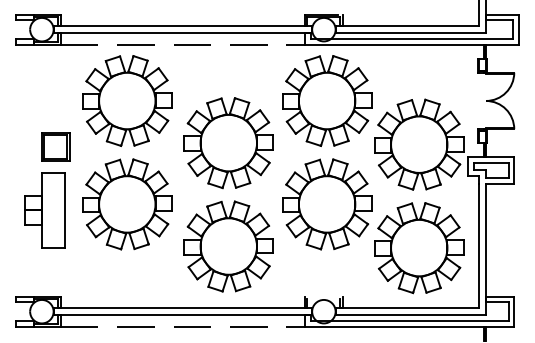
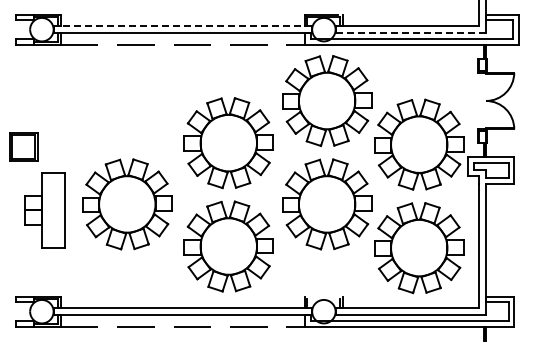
line: solid -> dashed (182, 26)
line: solid -> dashed (411, 33)
part: present -> none (127, 100)
part position: (55, 146) -> (23, 146) (23, 146)
